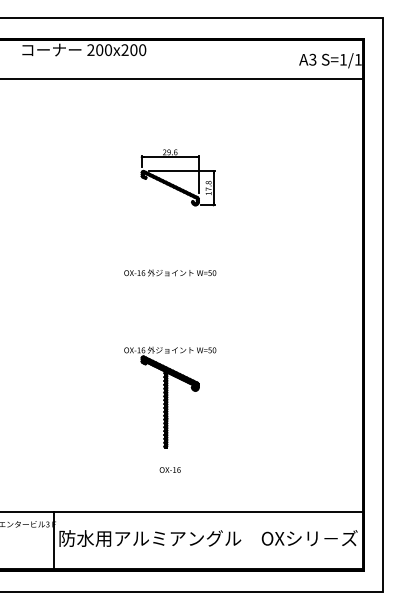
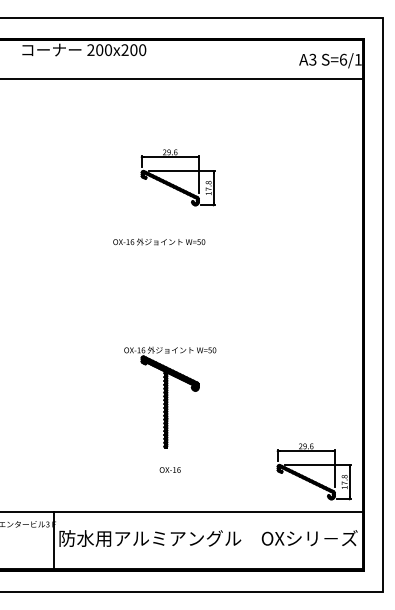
text: S=1/1 -> S=6/1 (343, 59)
text position: (170, 272) -> (159, 241) (159, 241)
part: none -> present (313, 471)
